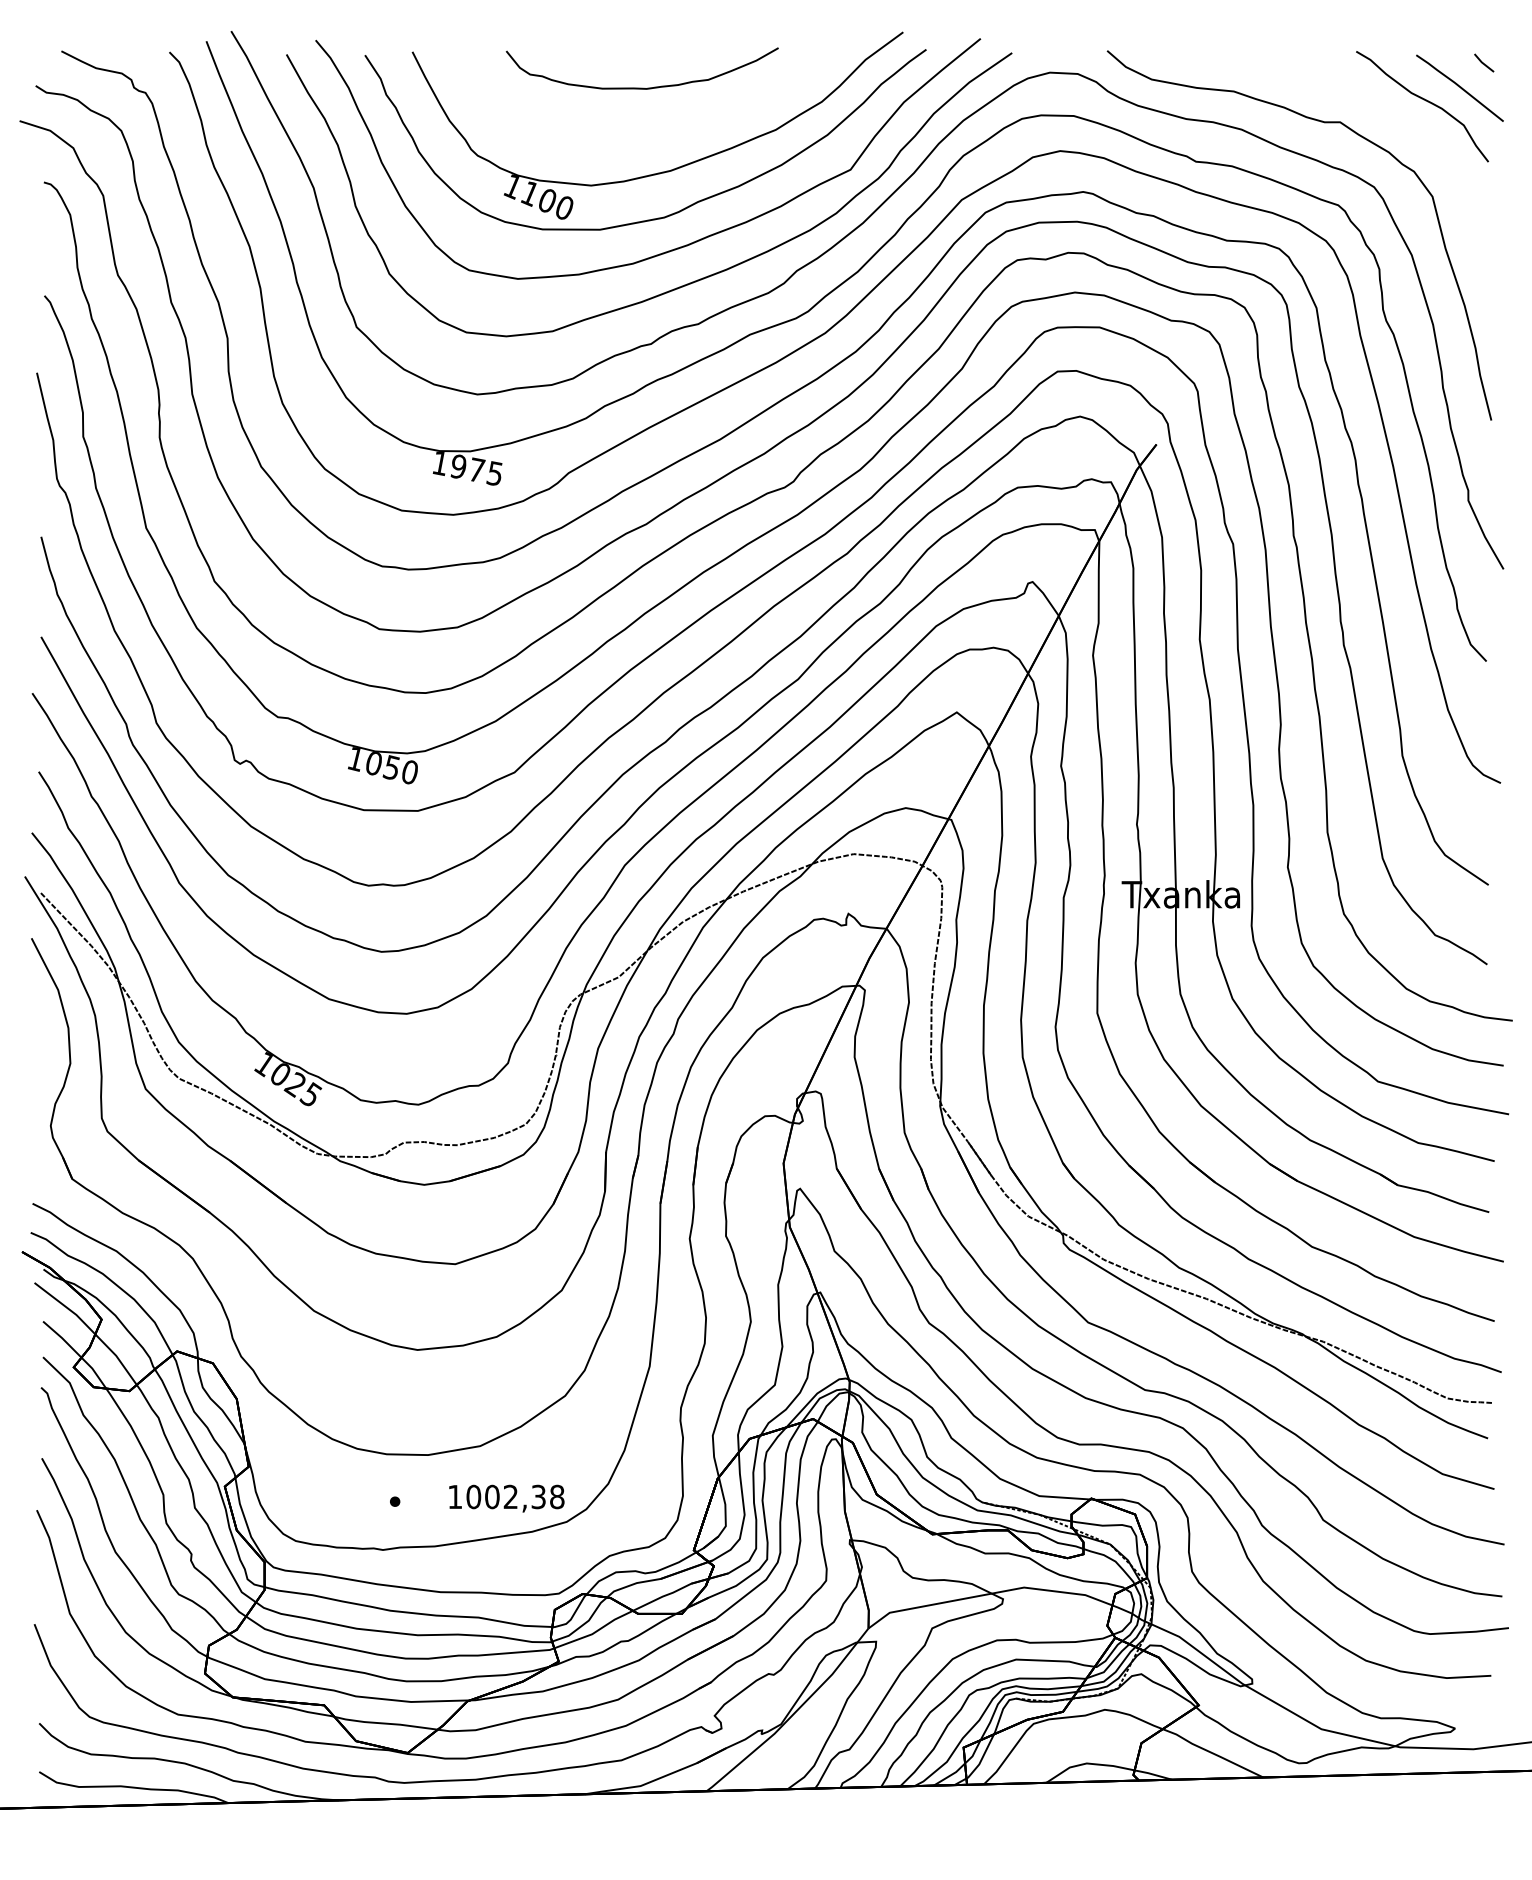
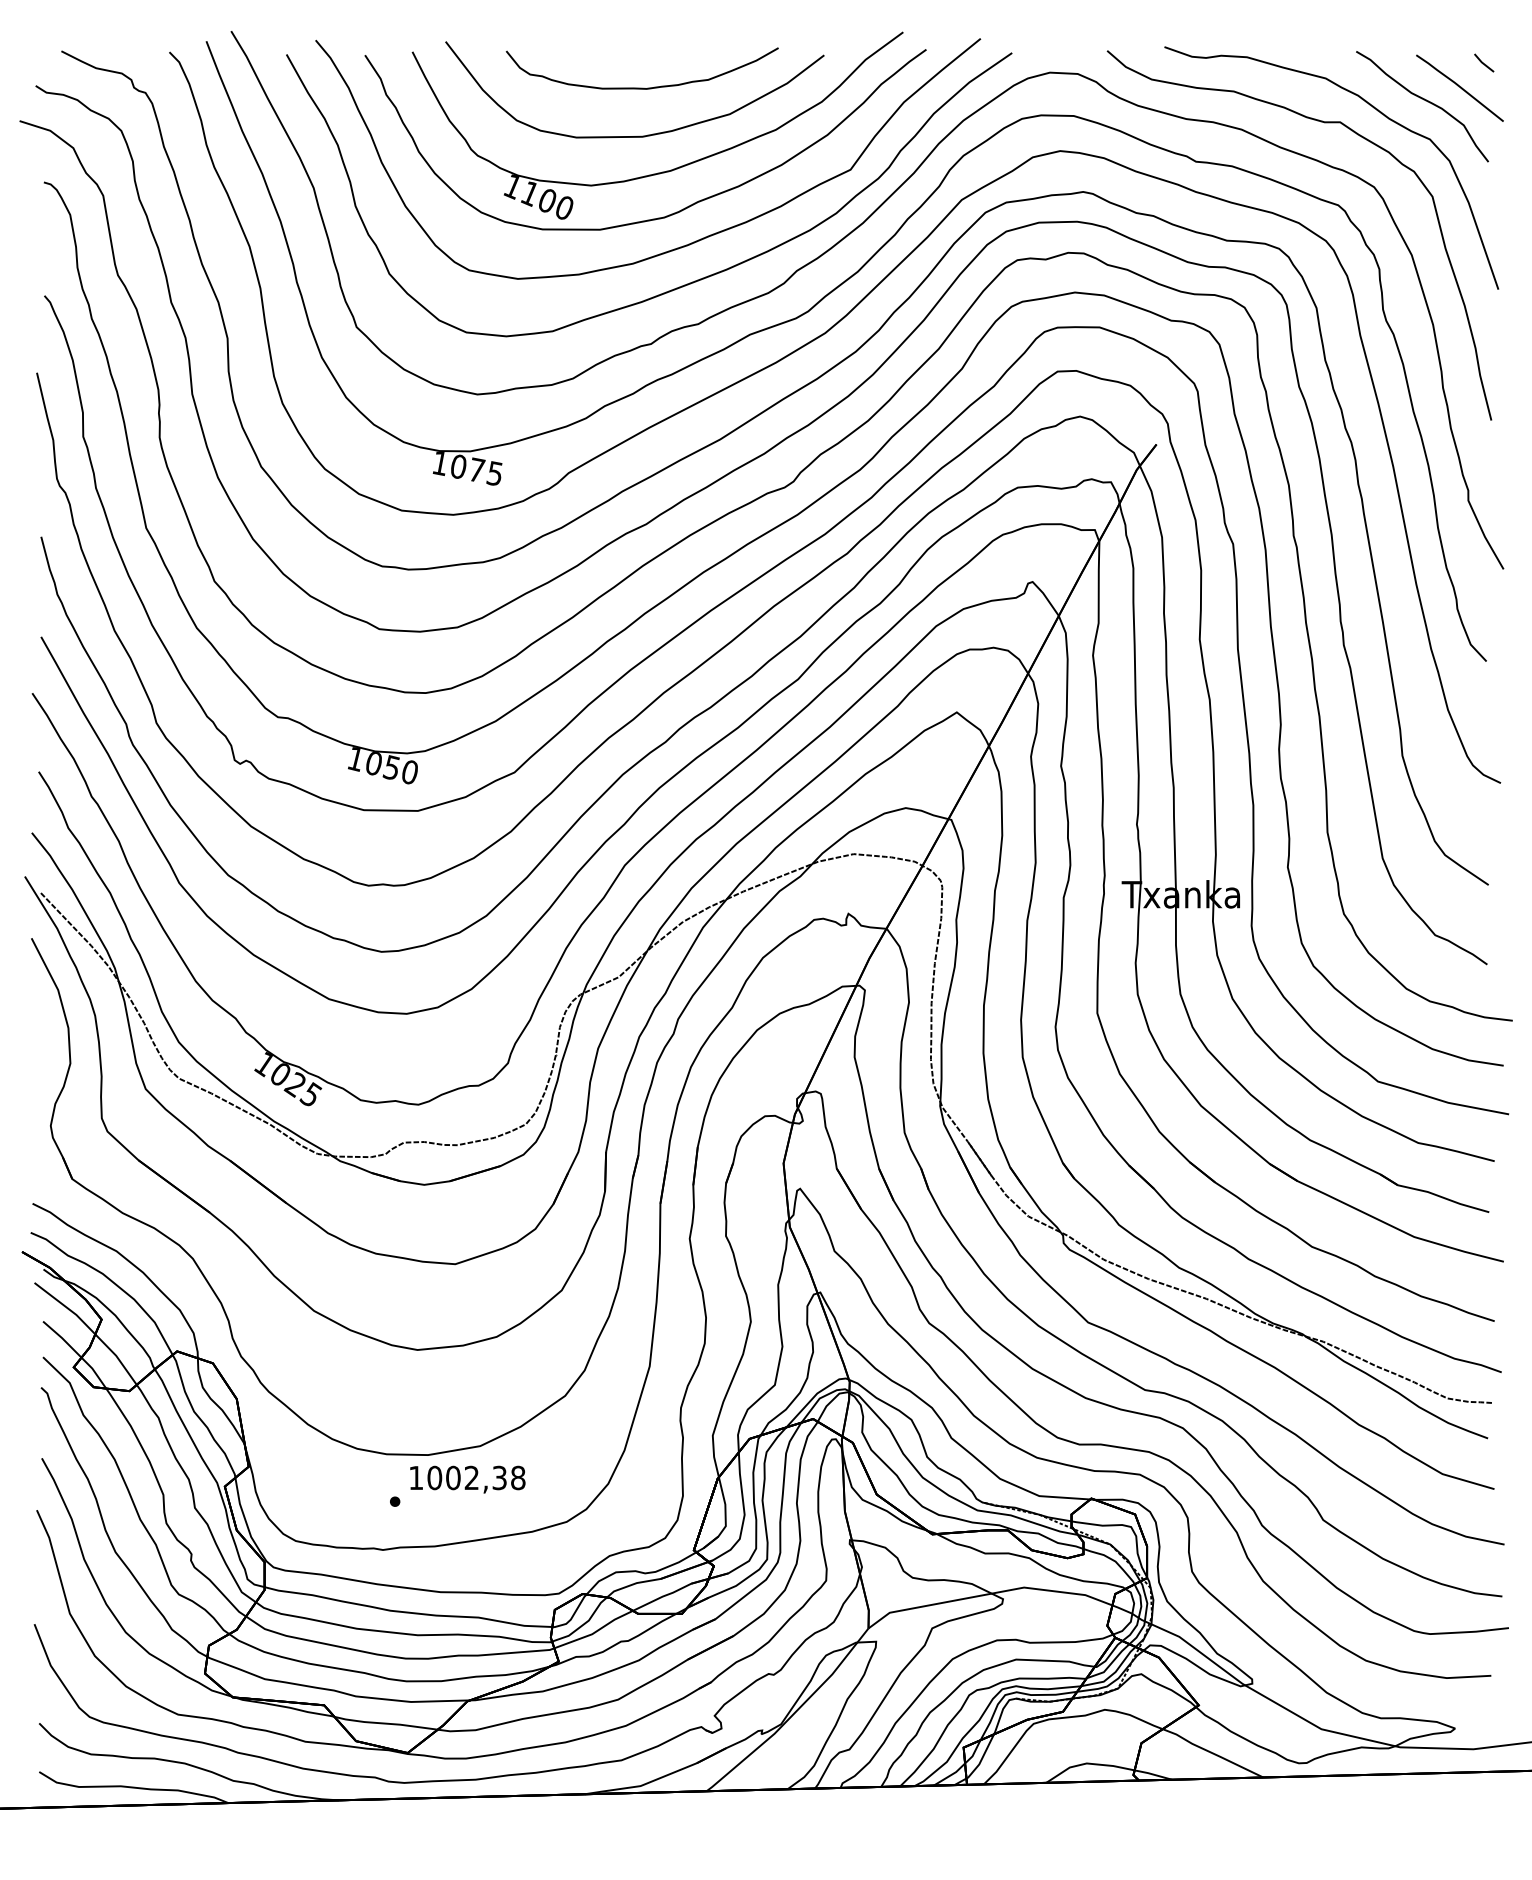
curve: none -> present (1373, 108)
curve: none -> present (639, 135)
text: 1975 -> 1075 (458, 466)
text position: (506, 1498) -> (467, 1479) (467, 1479)
